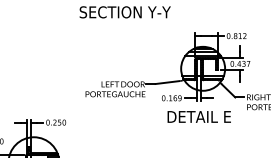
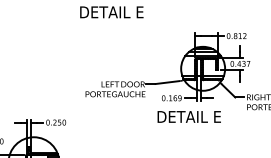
text: SECTION Y-Y -> DETAIL E (124, 12)
text position: (198, 116) -> (188, 116) (188, 116)
